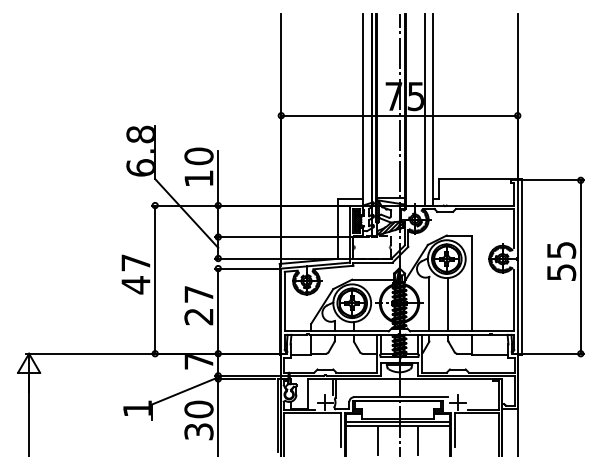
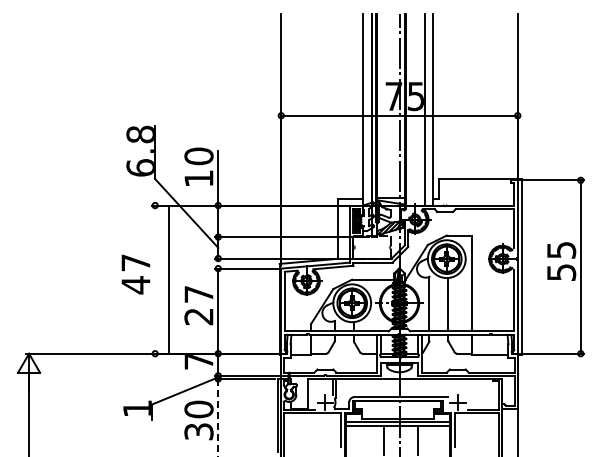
line position: (155, 279) -> (169, 279) (169, 279)
line: solid -> dashed (218, 417)
line position: (377, 439) -> (383, 439) (383, 439)
